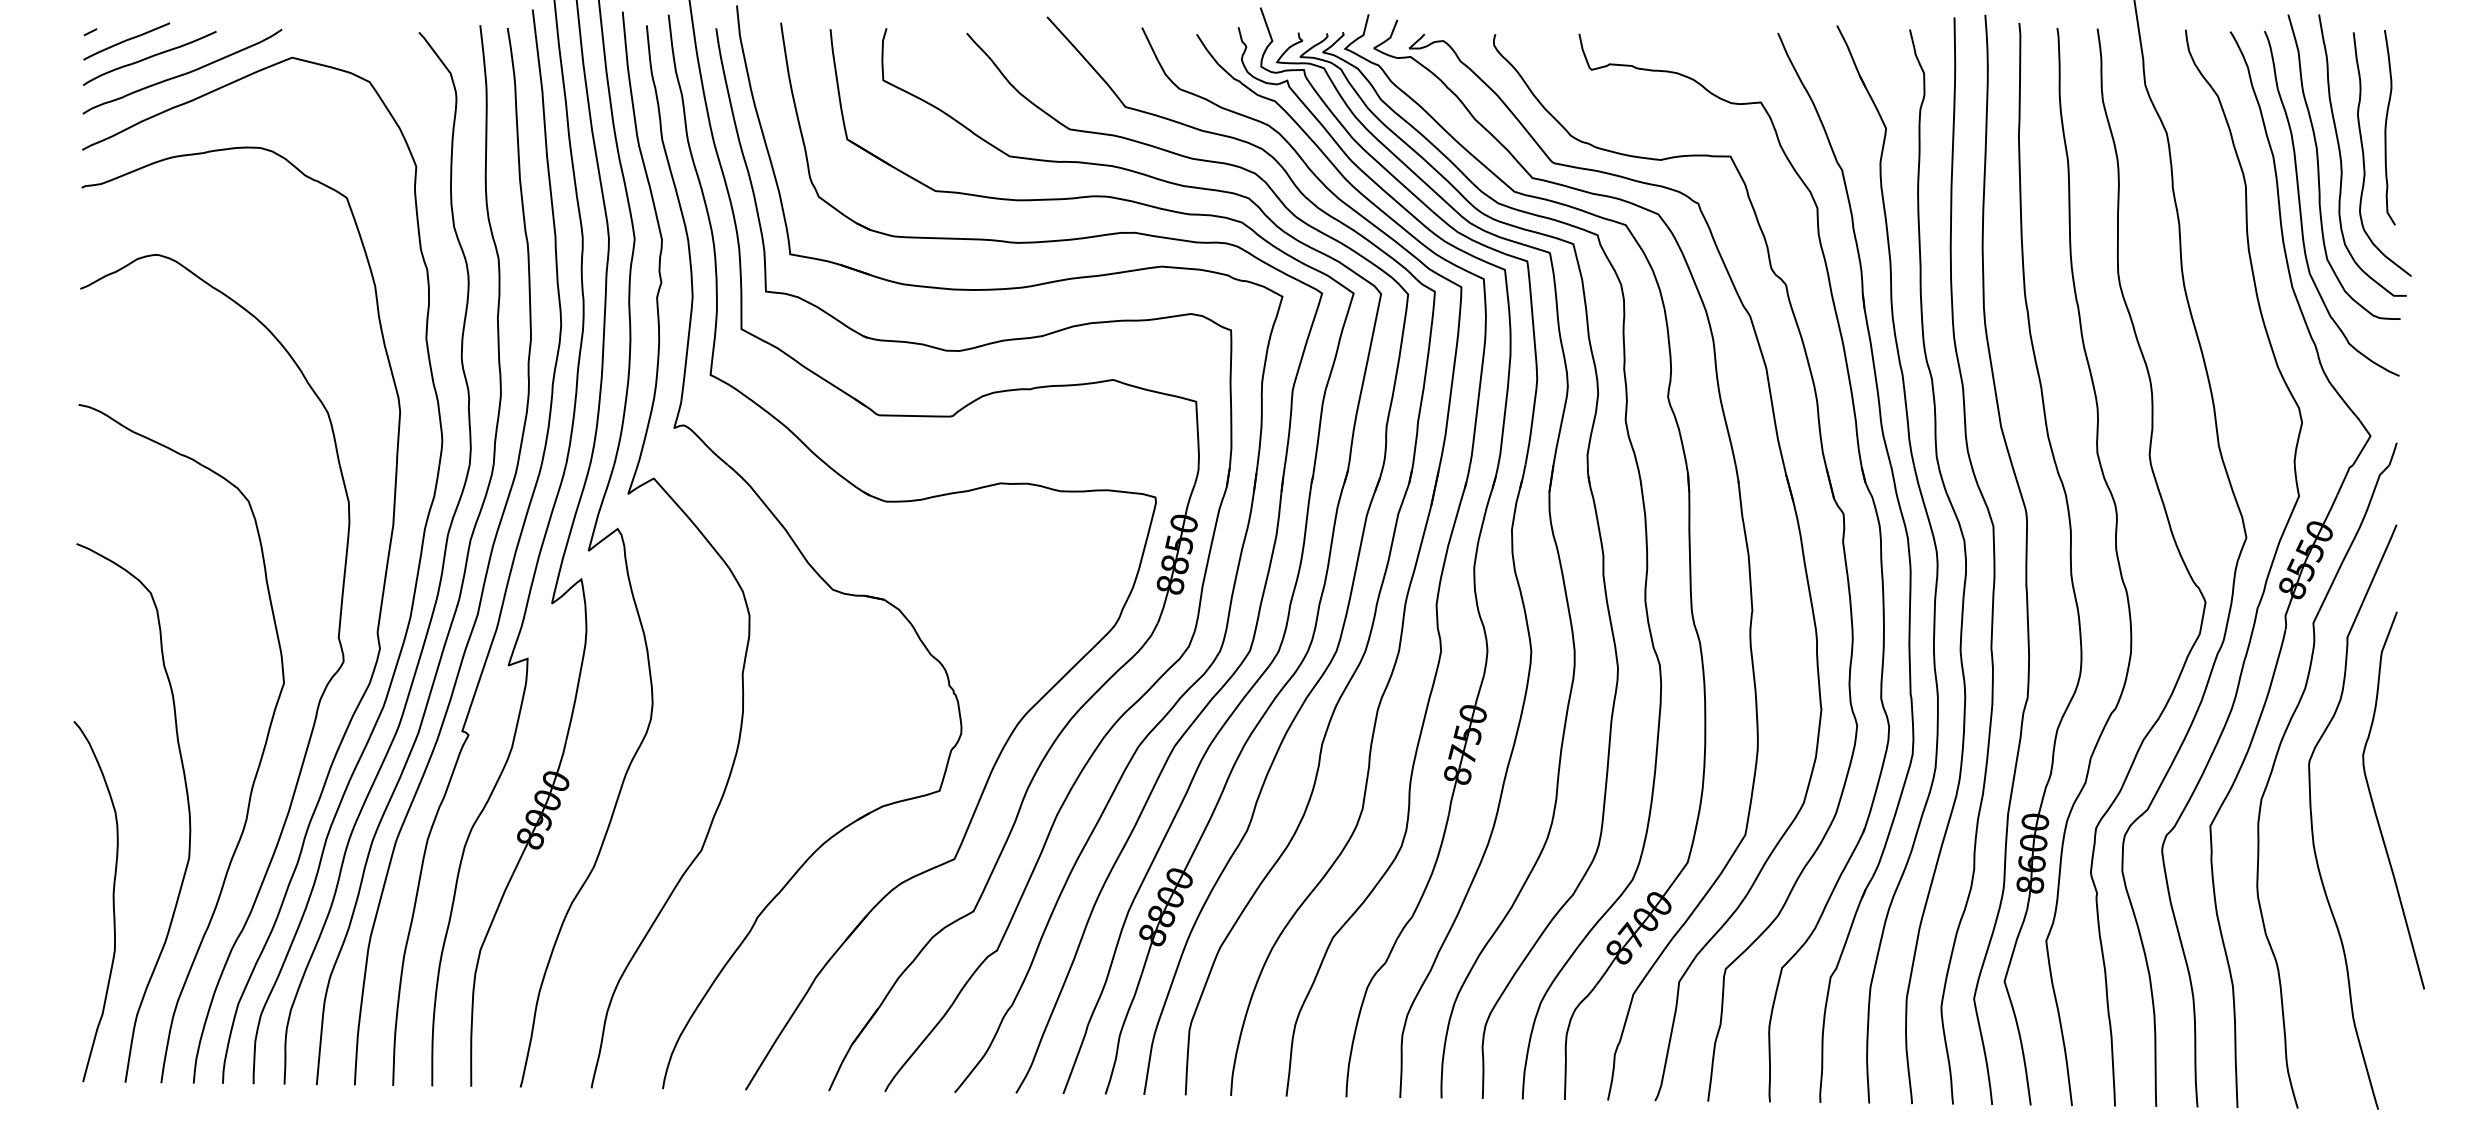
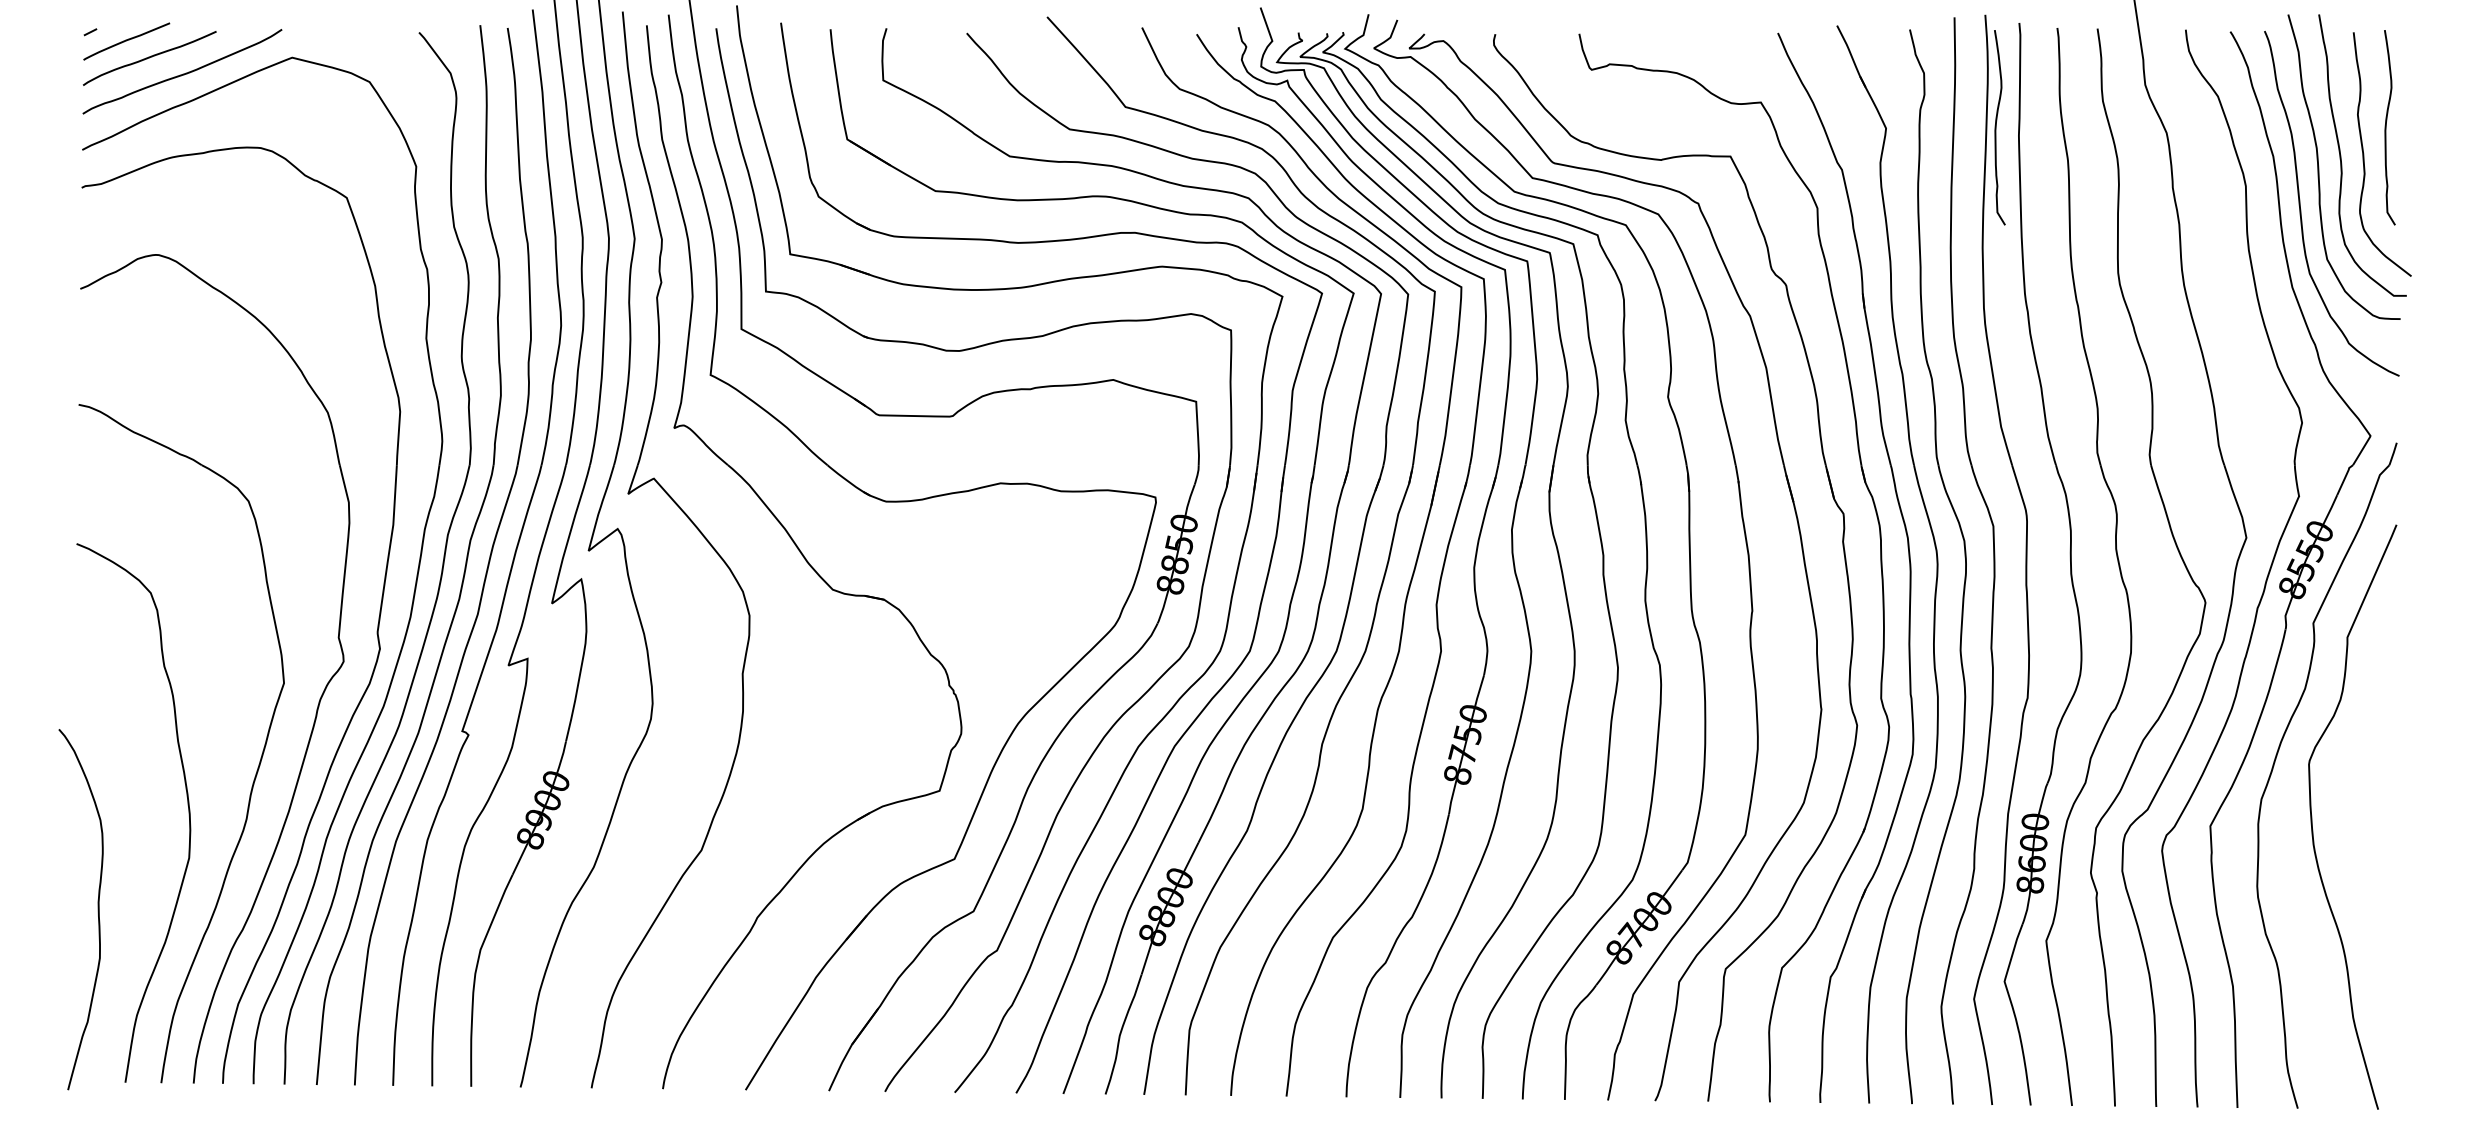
curve: none -> present (1996, 127)
curve: present -> none (2374, 805)
curve position: (112, 901) -> (97, 909) (97, 909)
